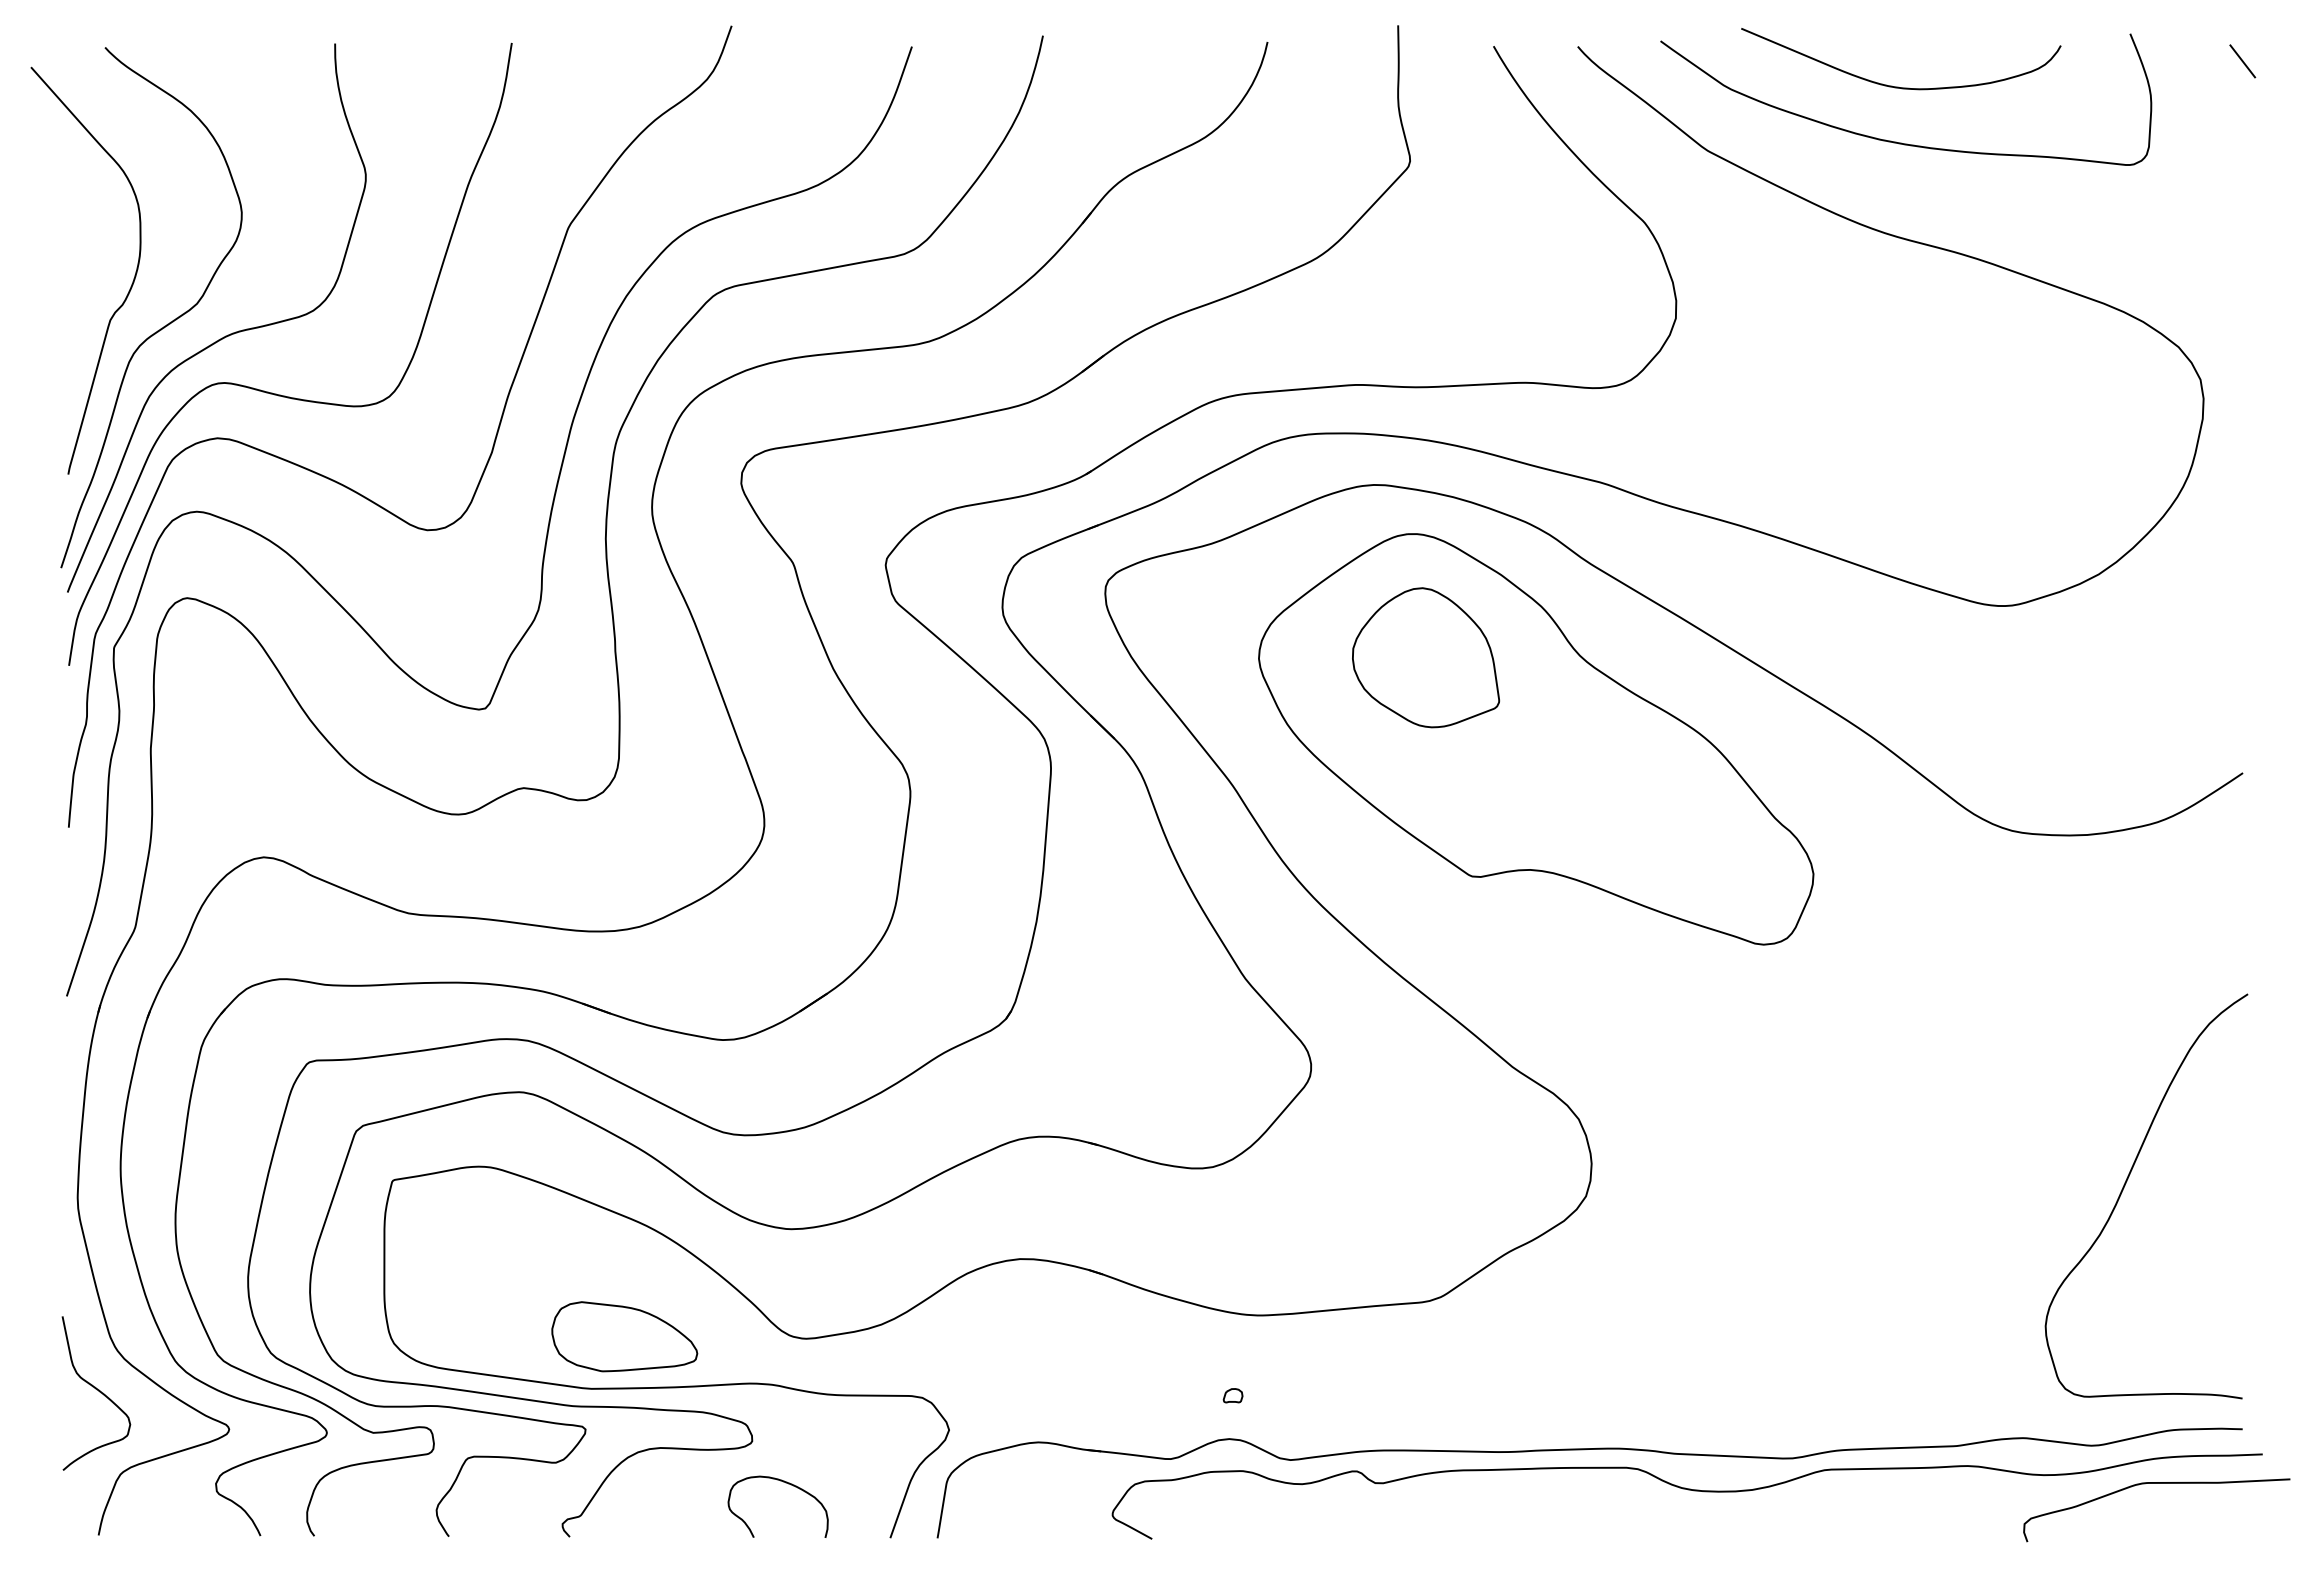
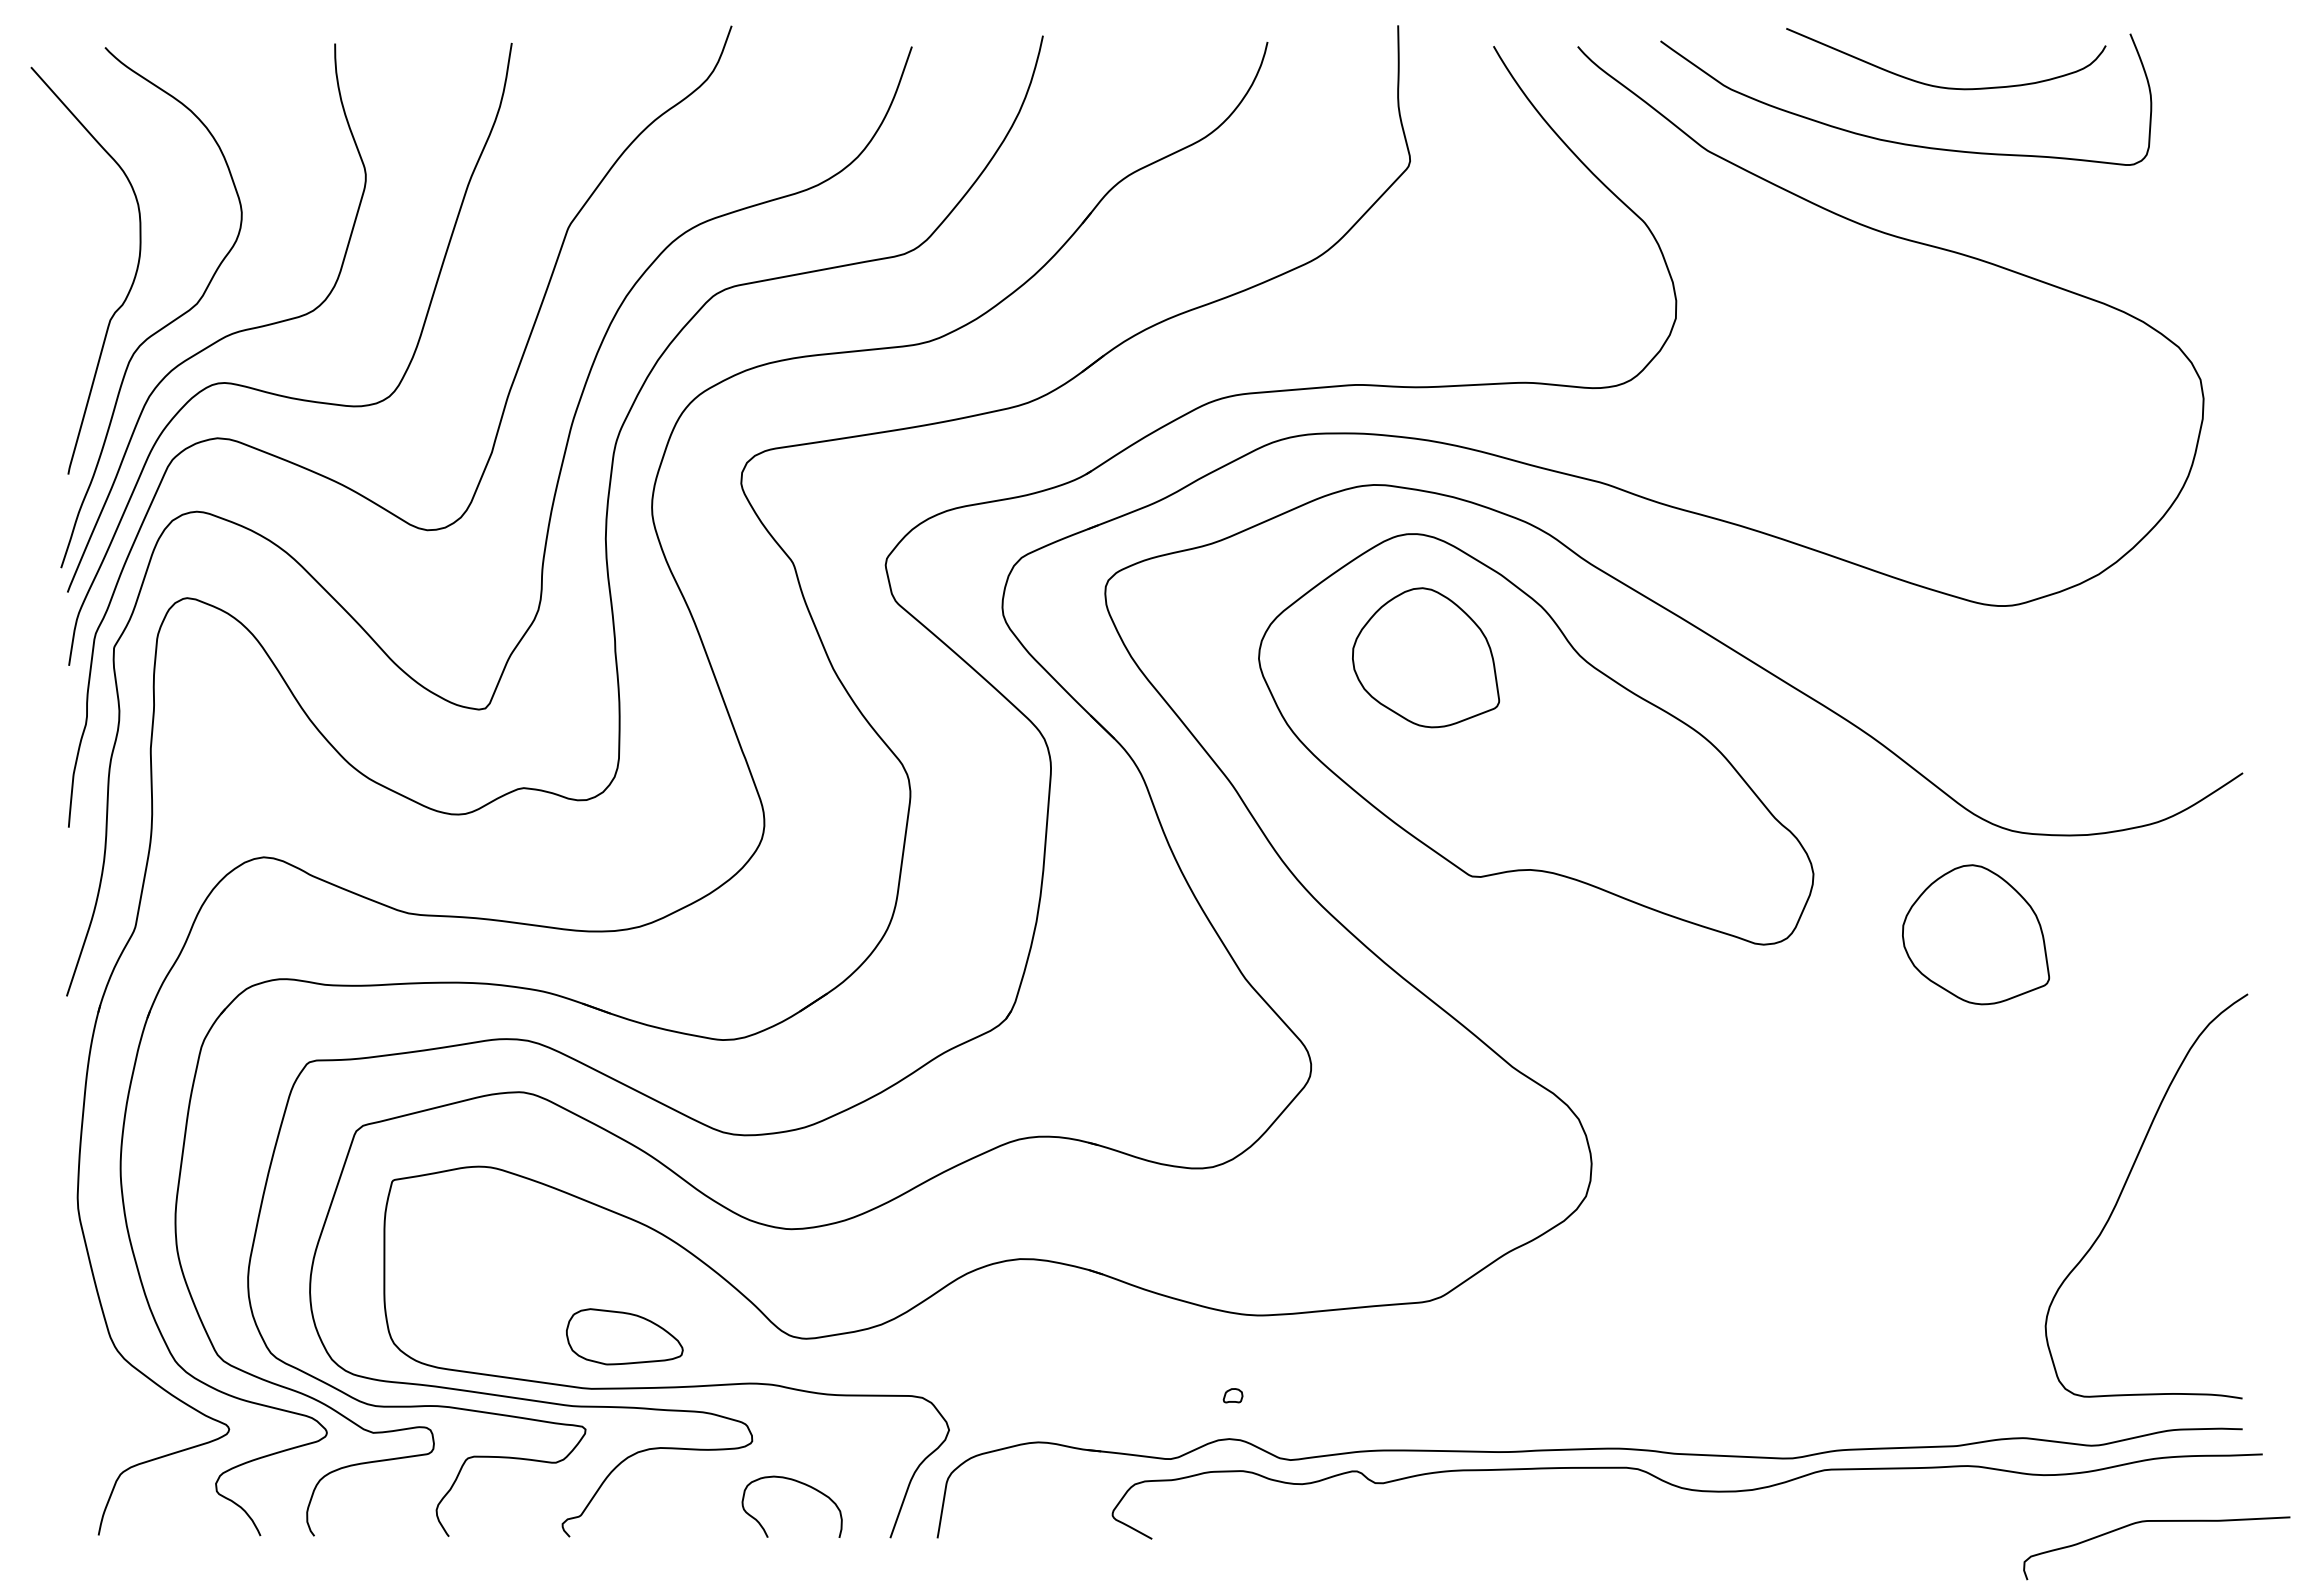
line: present -> none (2242, 61)
curve position: (1898, 86) -> (1943, 86) (1943, 86)
part: none -> present (1976, 934)
part size: 148x72 px -> 118x58 px (624, 1336)
curve: present -> none (98, 1391)
curve position: (785, 1483) -> (799, 1483) (799, 1483)
curve position: (2156, 1483) -> (2156, 1521) (2156, 1521)
